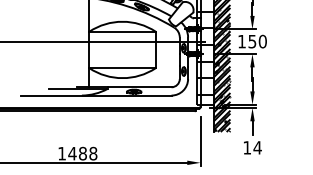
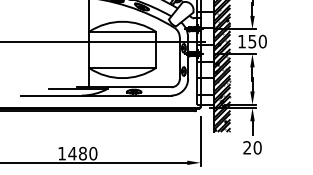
text: 14 -> 20 (252, 147)
text: 1488 -> 1480 (93, 153)
